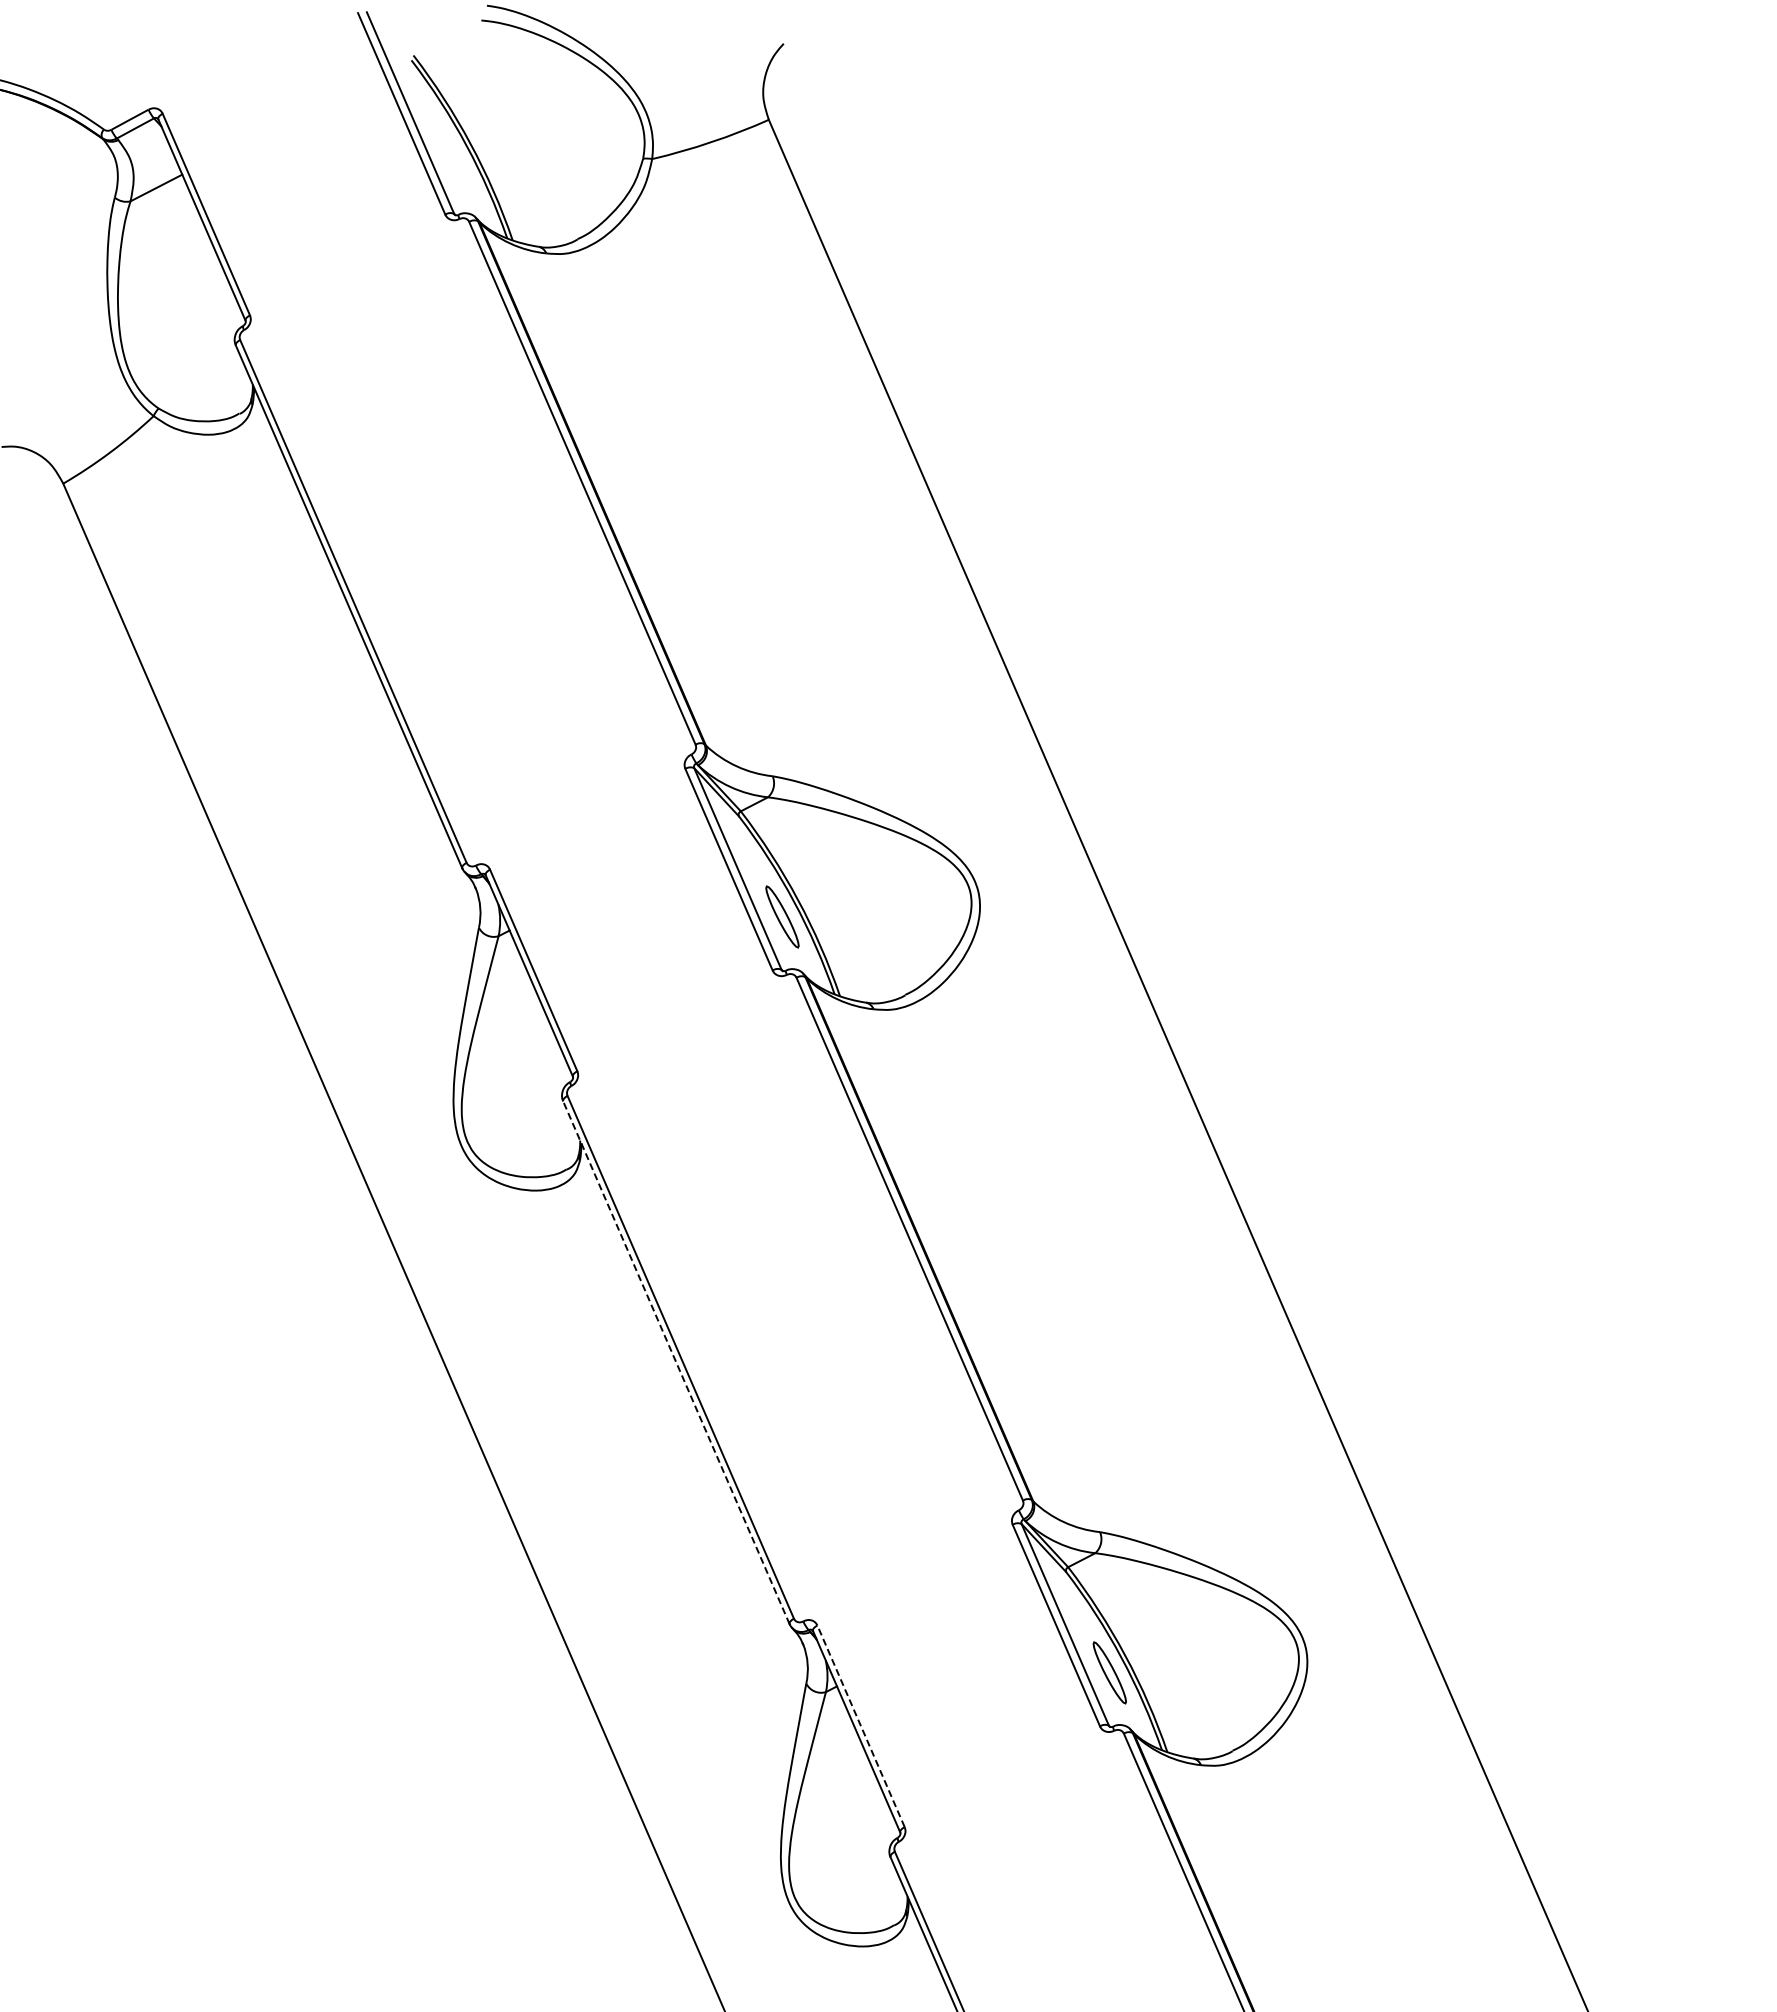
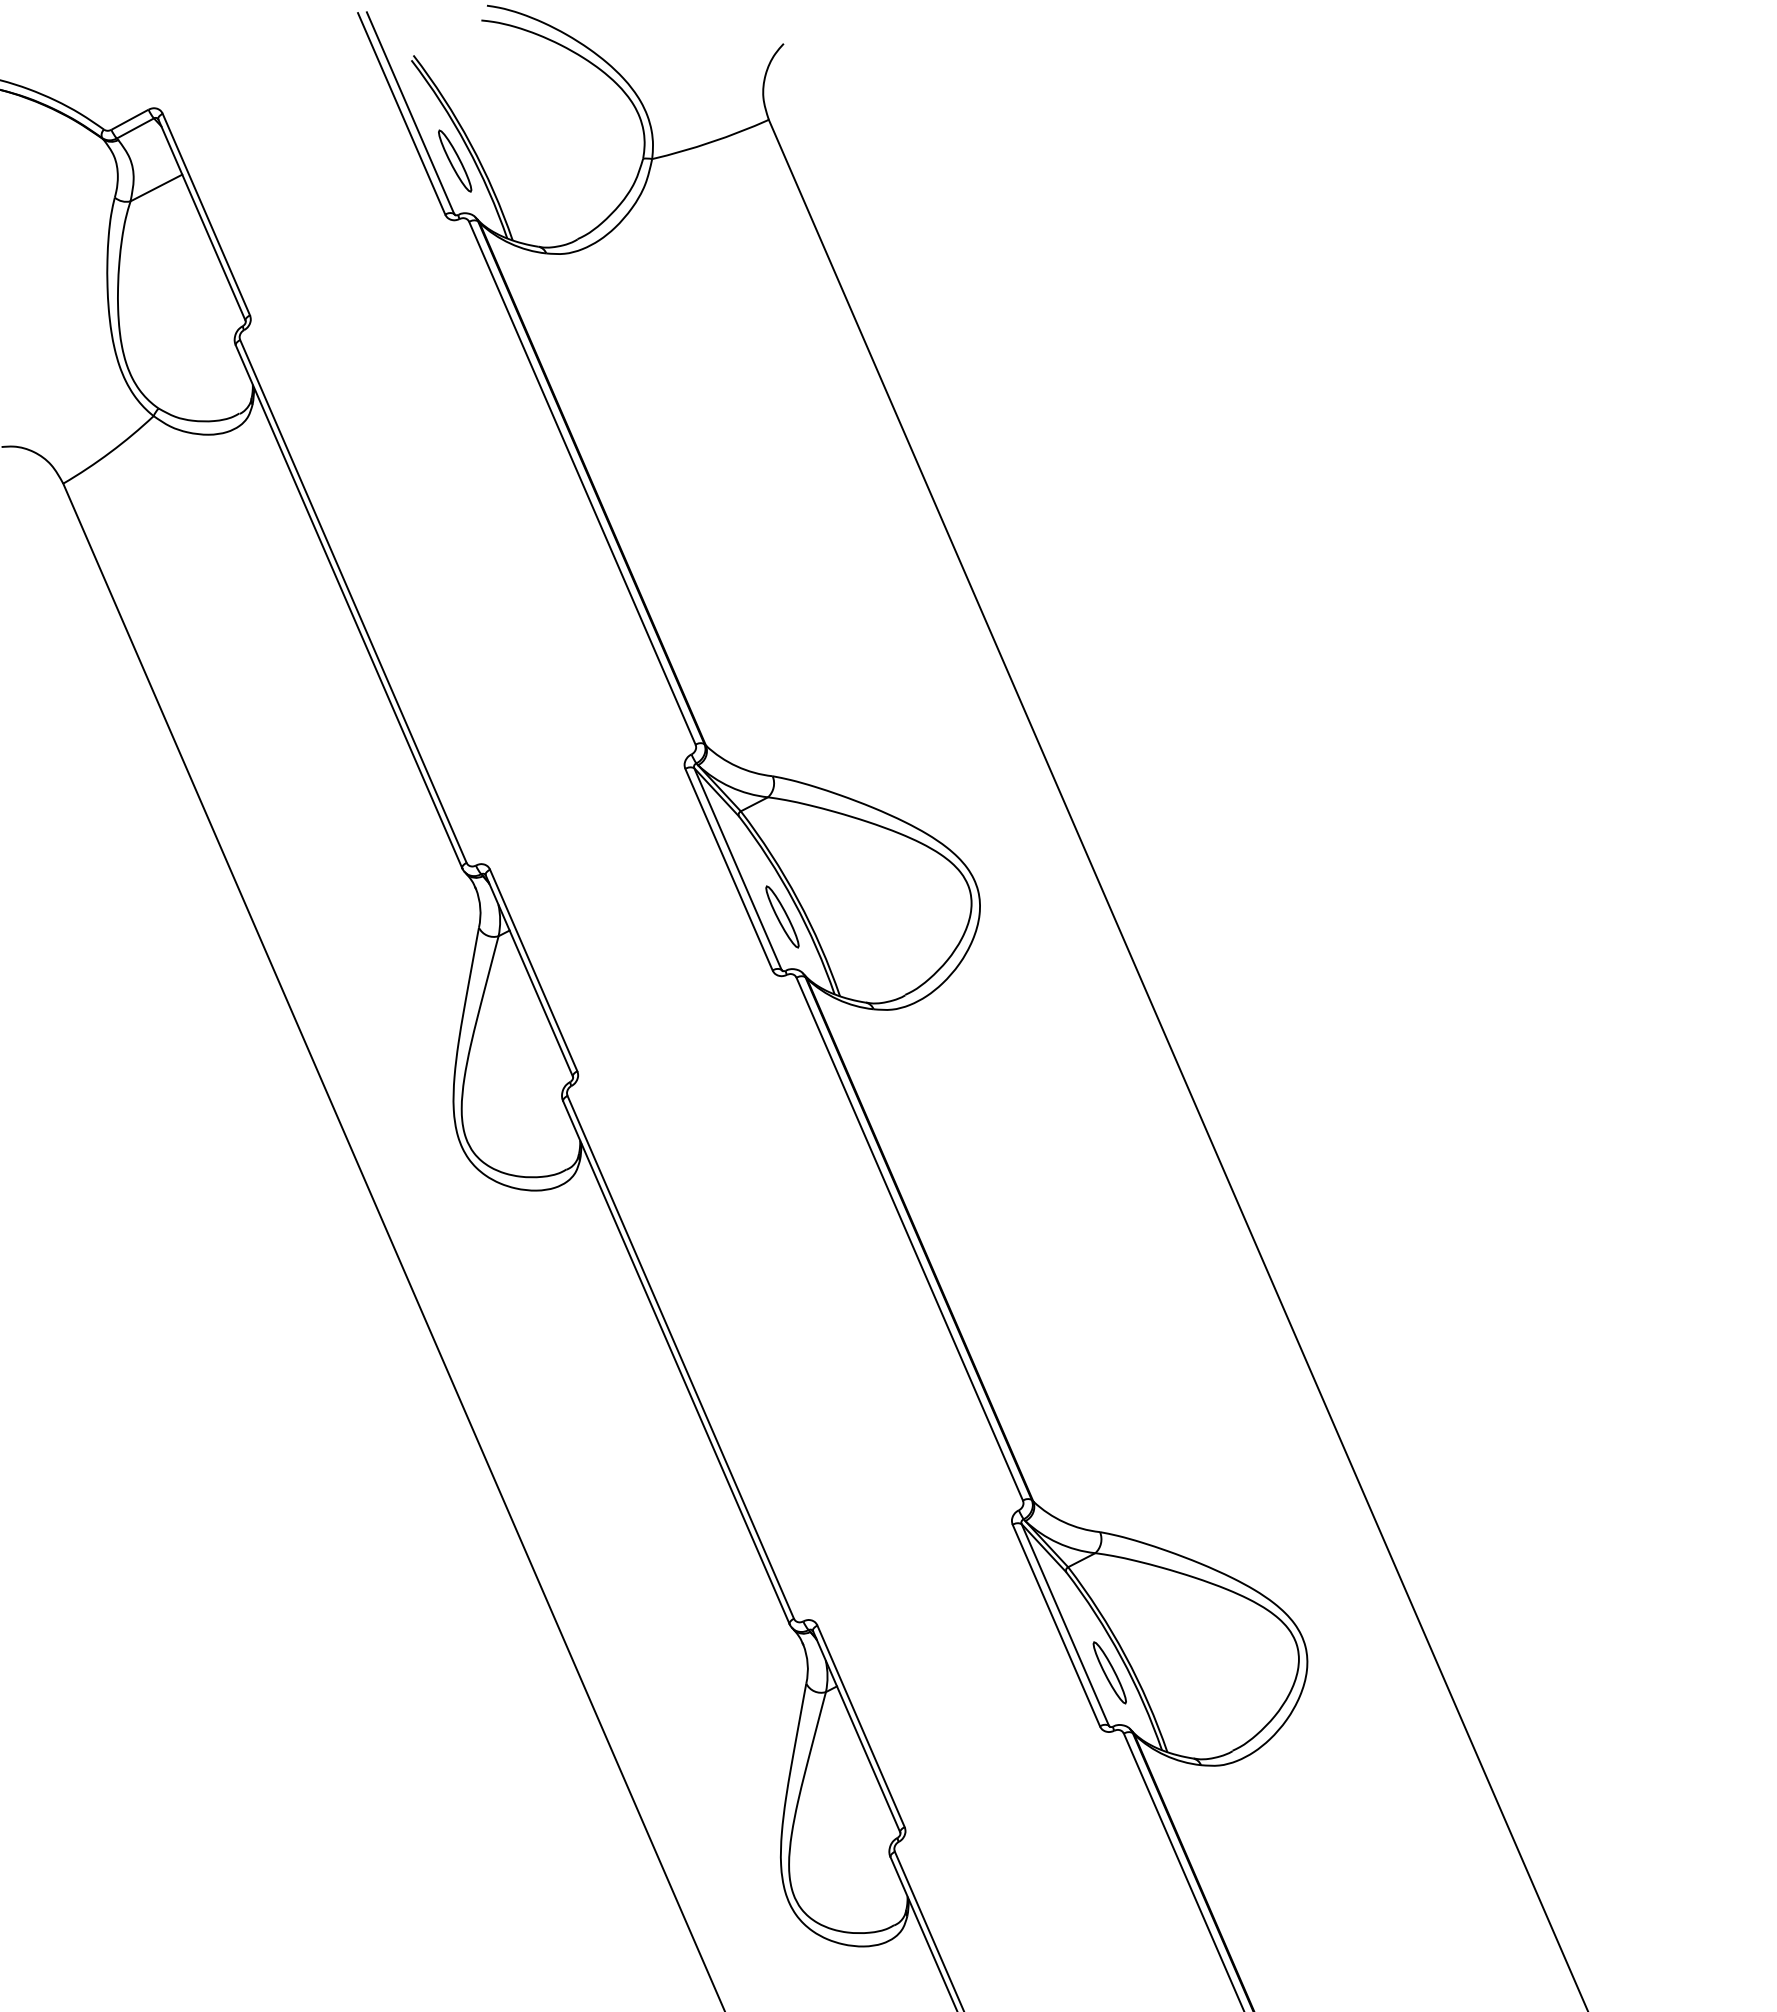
part: none -> present (455, 160)
line: dashed -> solid (676, 1362)
line: dashed -> solid (861, 1726)
